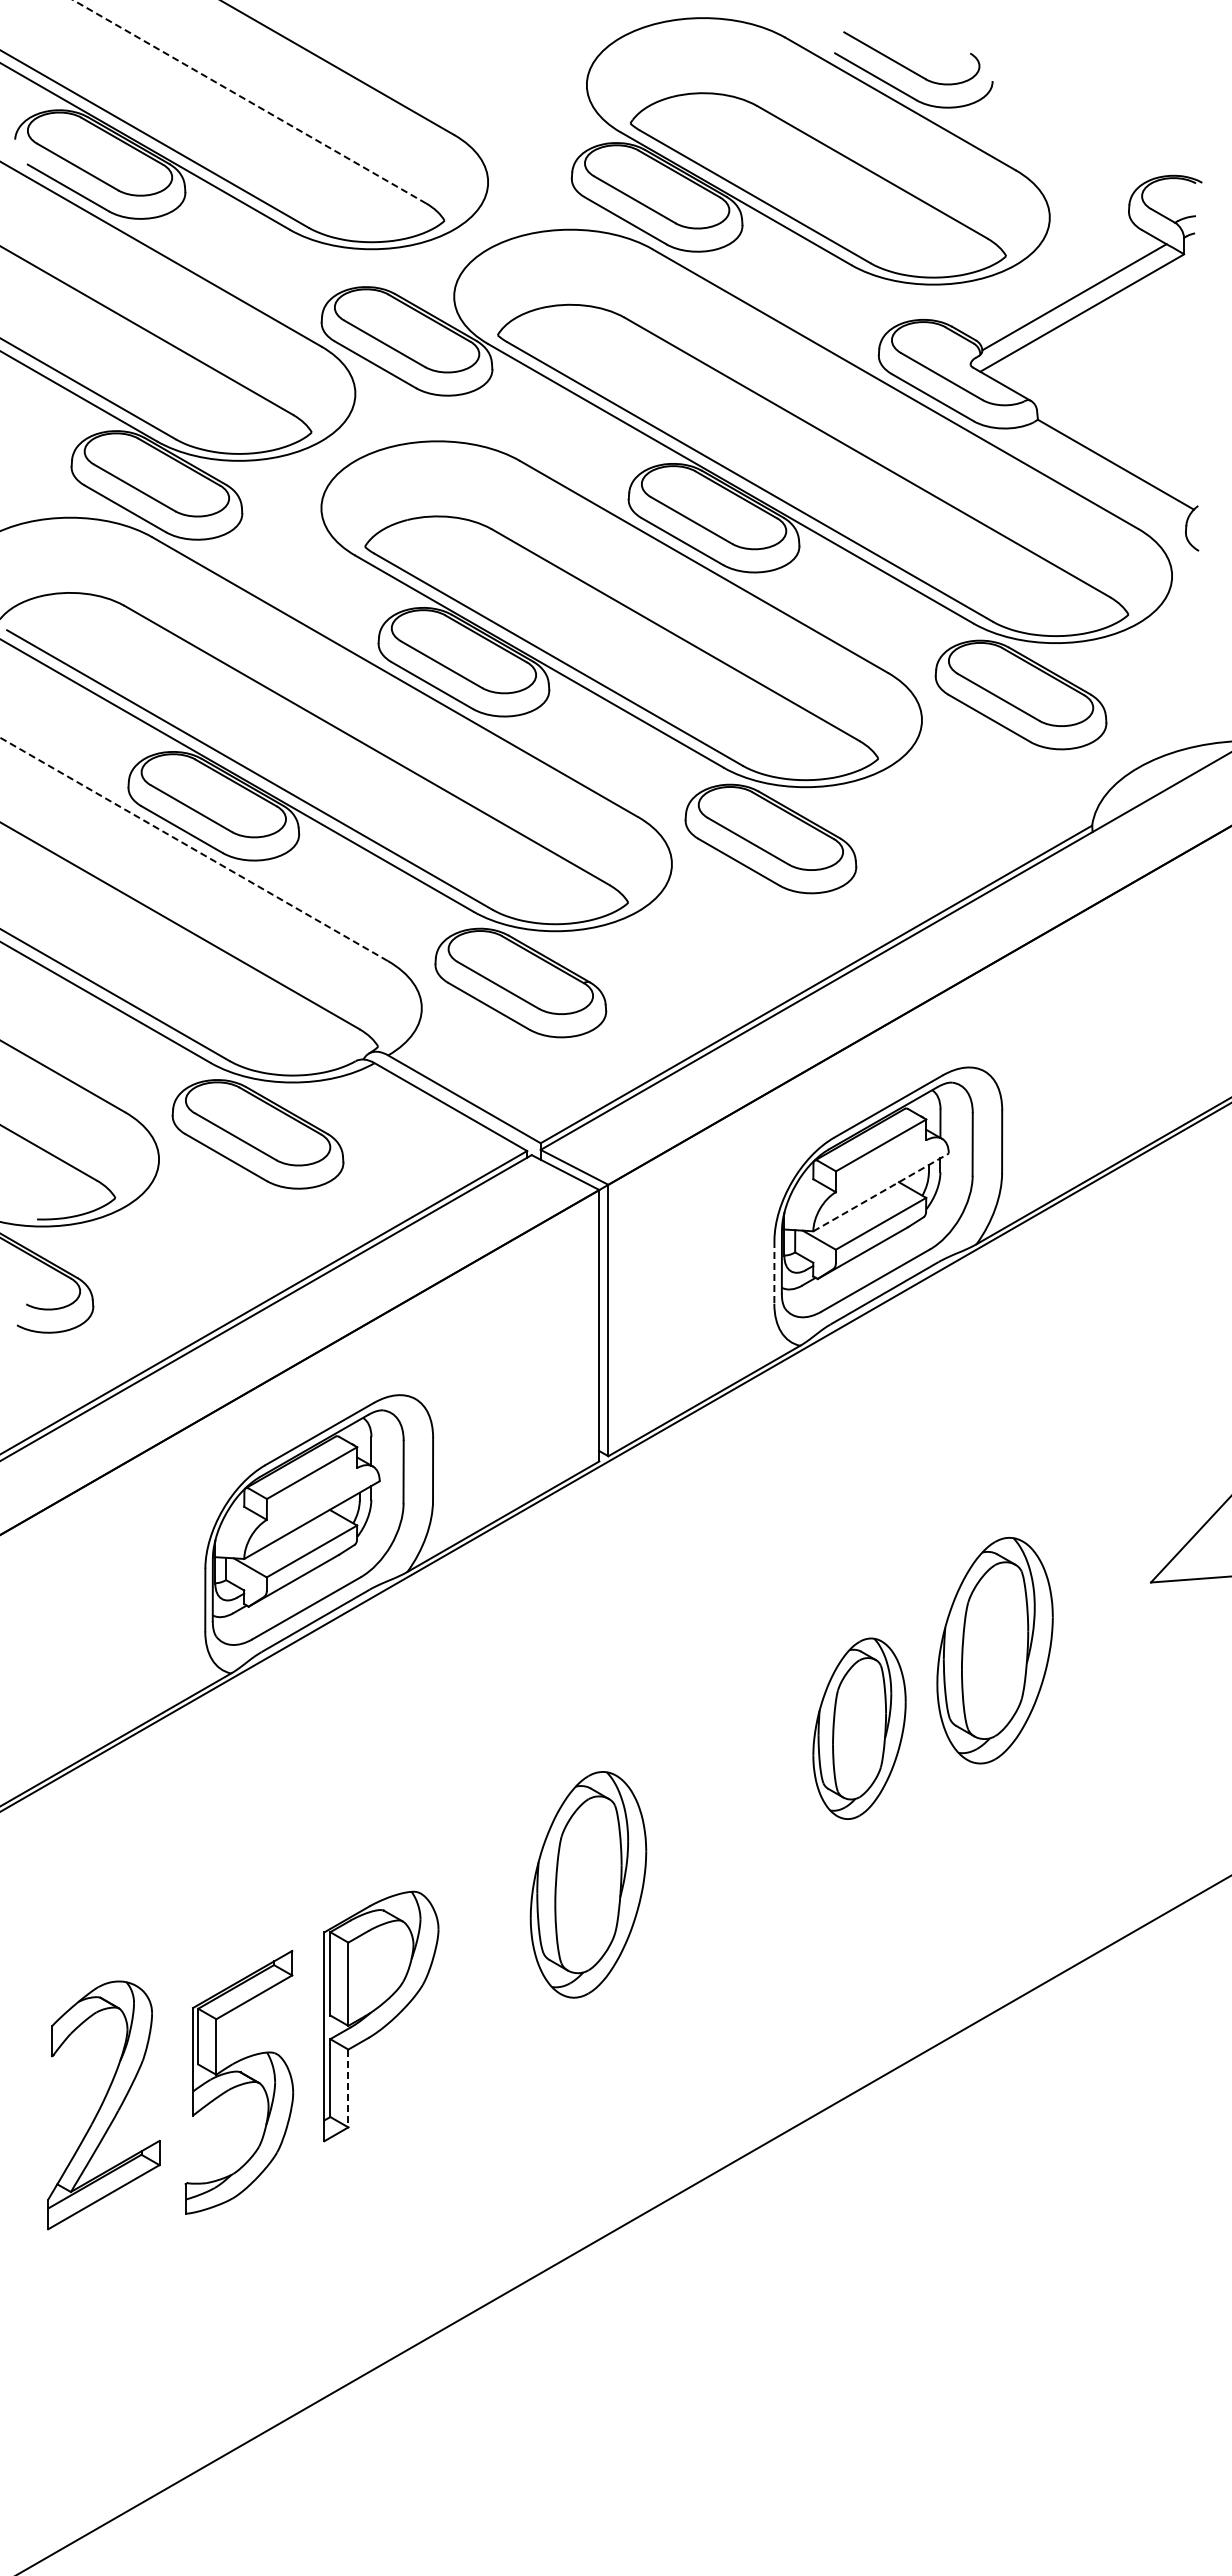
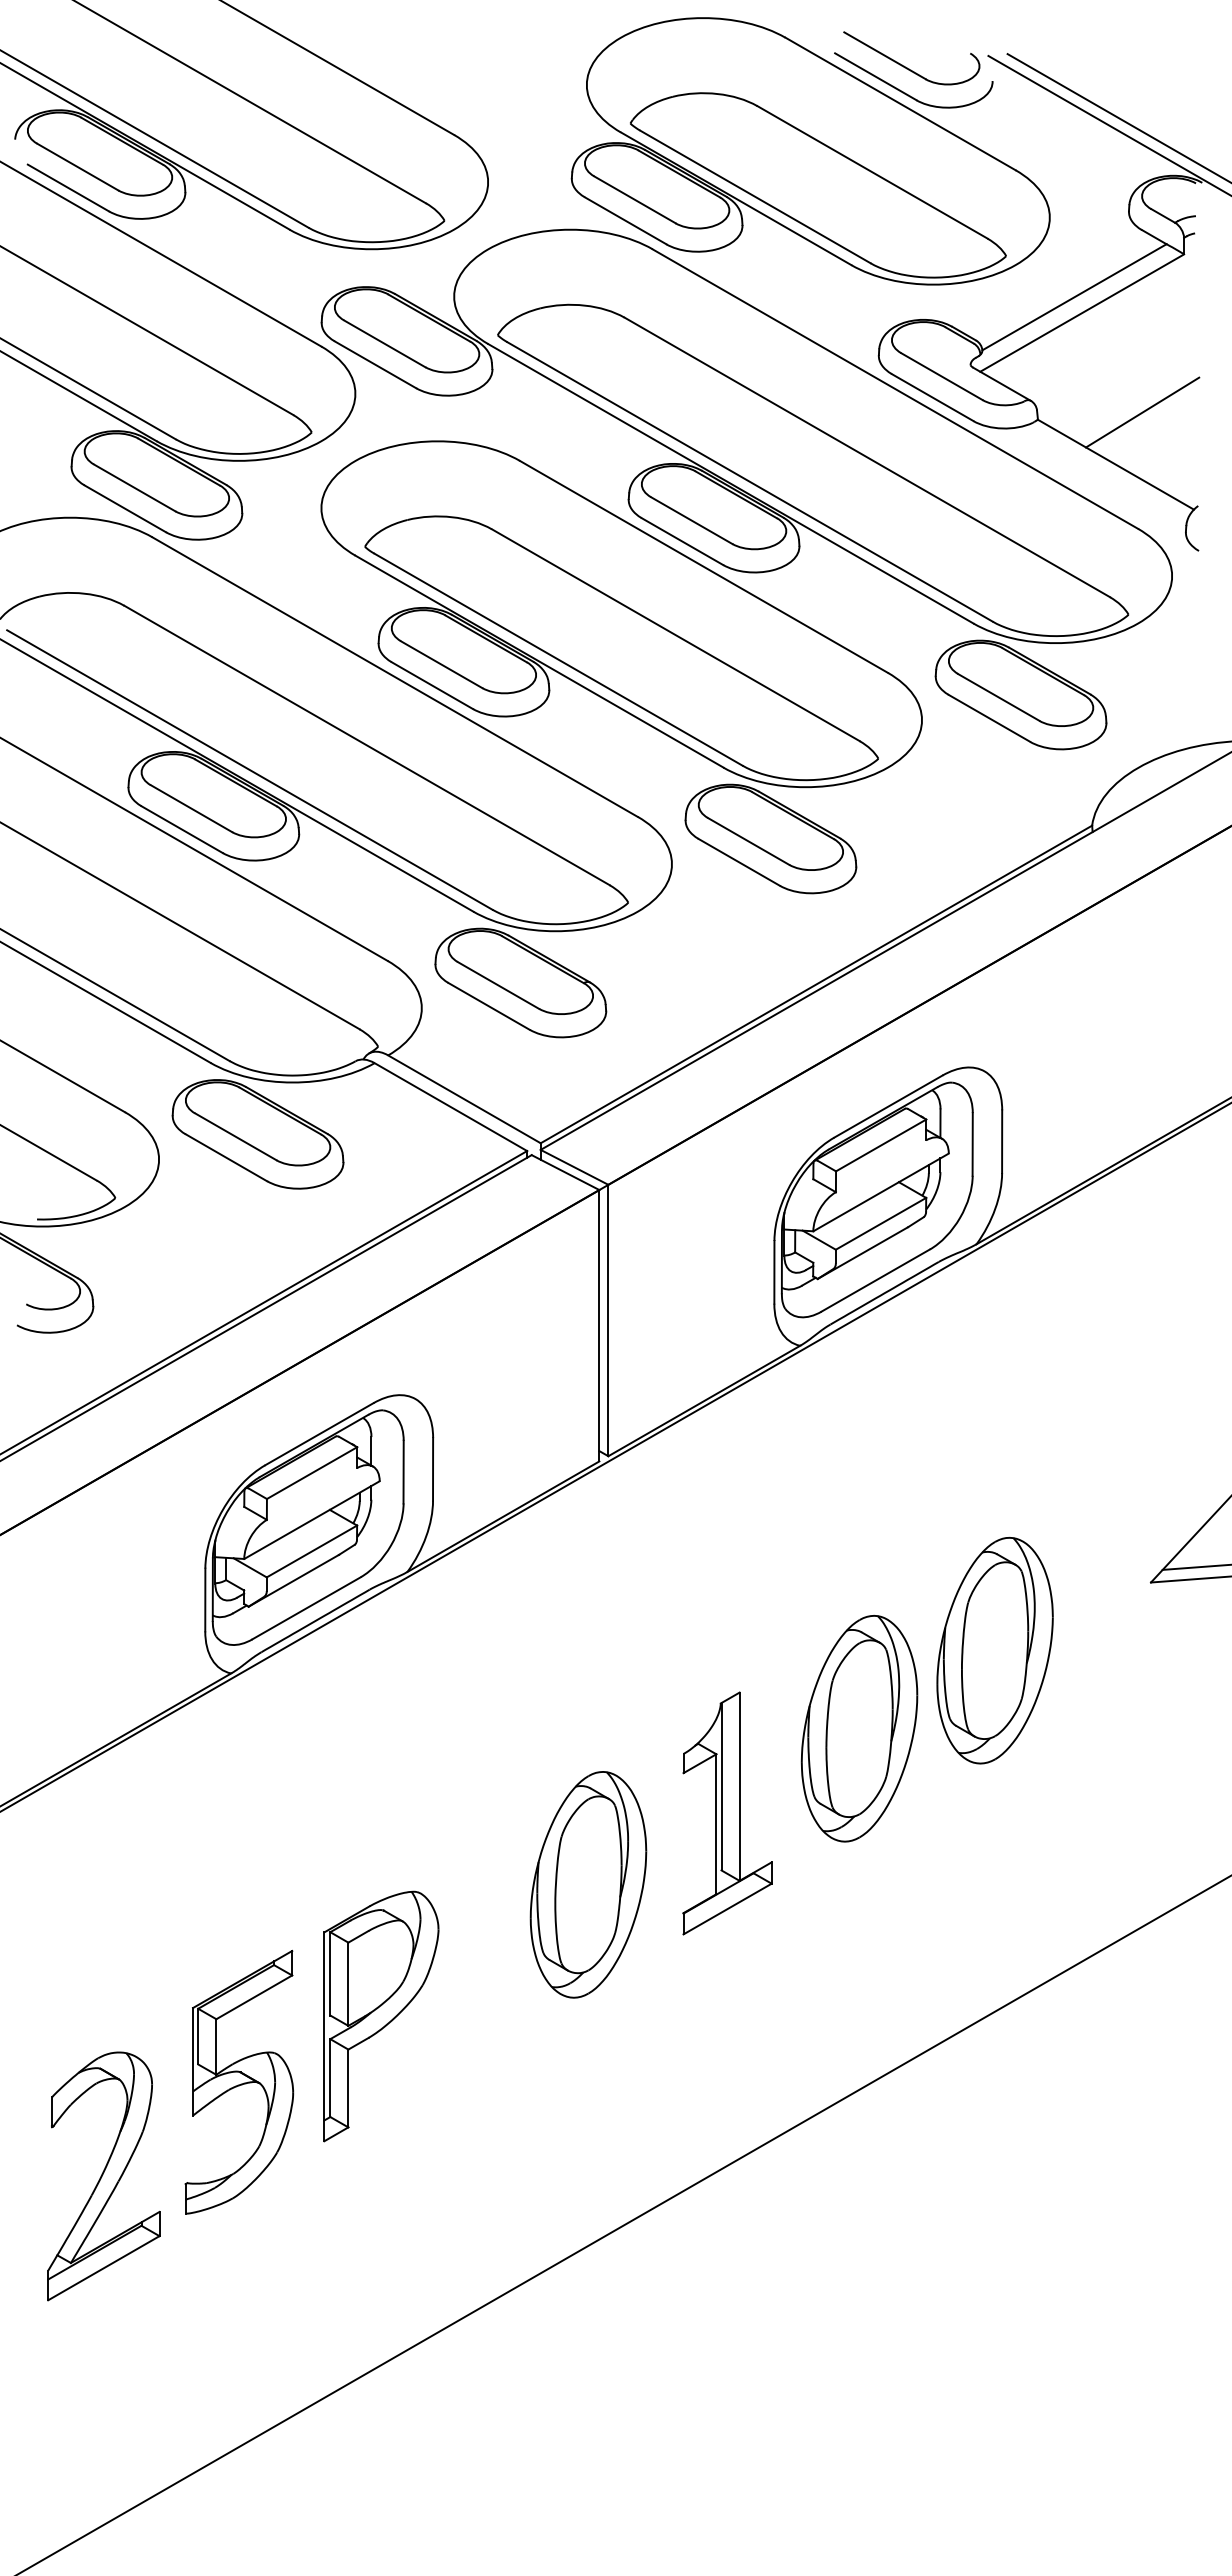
line: dashed -> solid (250, 102)
line: none -> present (1117, 117)
line: none -> present (1108, 124)
line: none -> present (1142, 412)
line: dashed -> solid (193, 849)
line: dashed -> solid (881, 1192)
line: dashed -> solid (774, 1272)
line: none -> present (1195, 1567)
part size: 95x183 px -> 119x228 px (859, 1728)
part: none -> present (727, 1813)
line: dashed -> solid (348, 2088)
part position: (103, 2105) -> (103, 2176) (103, 2176)
